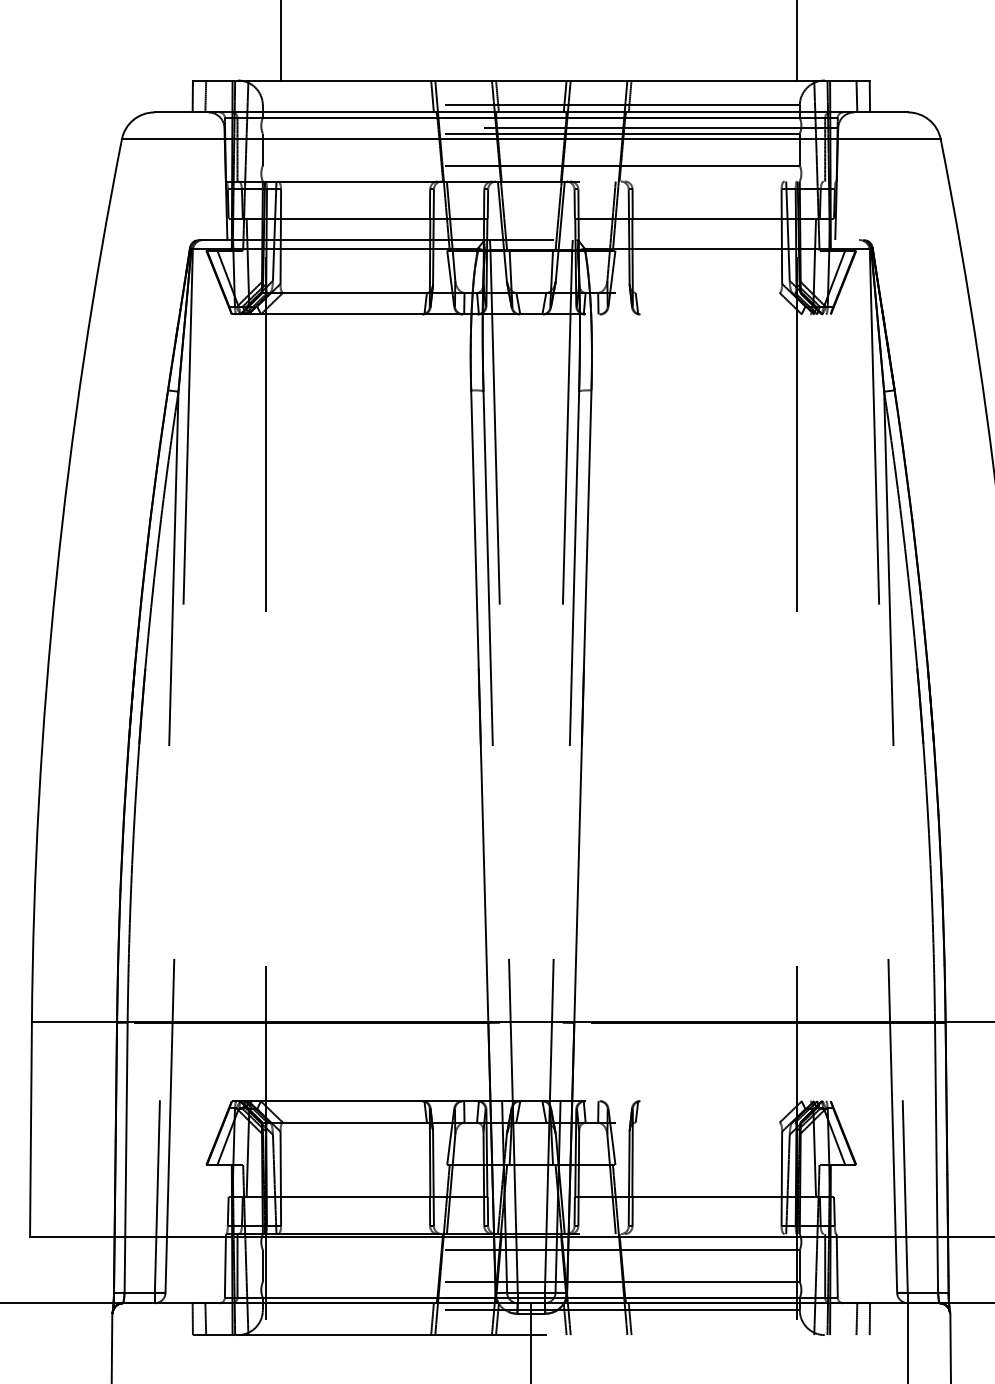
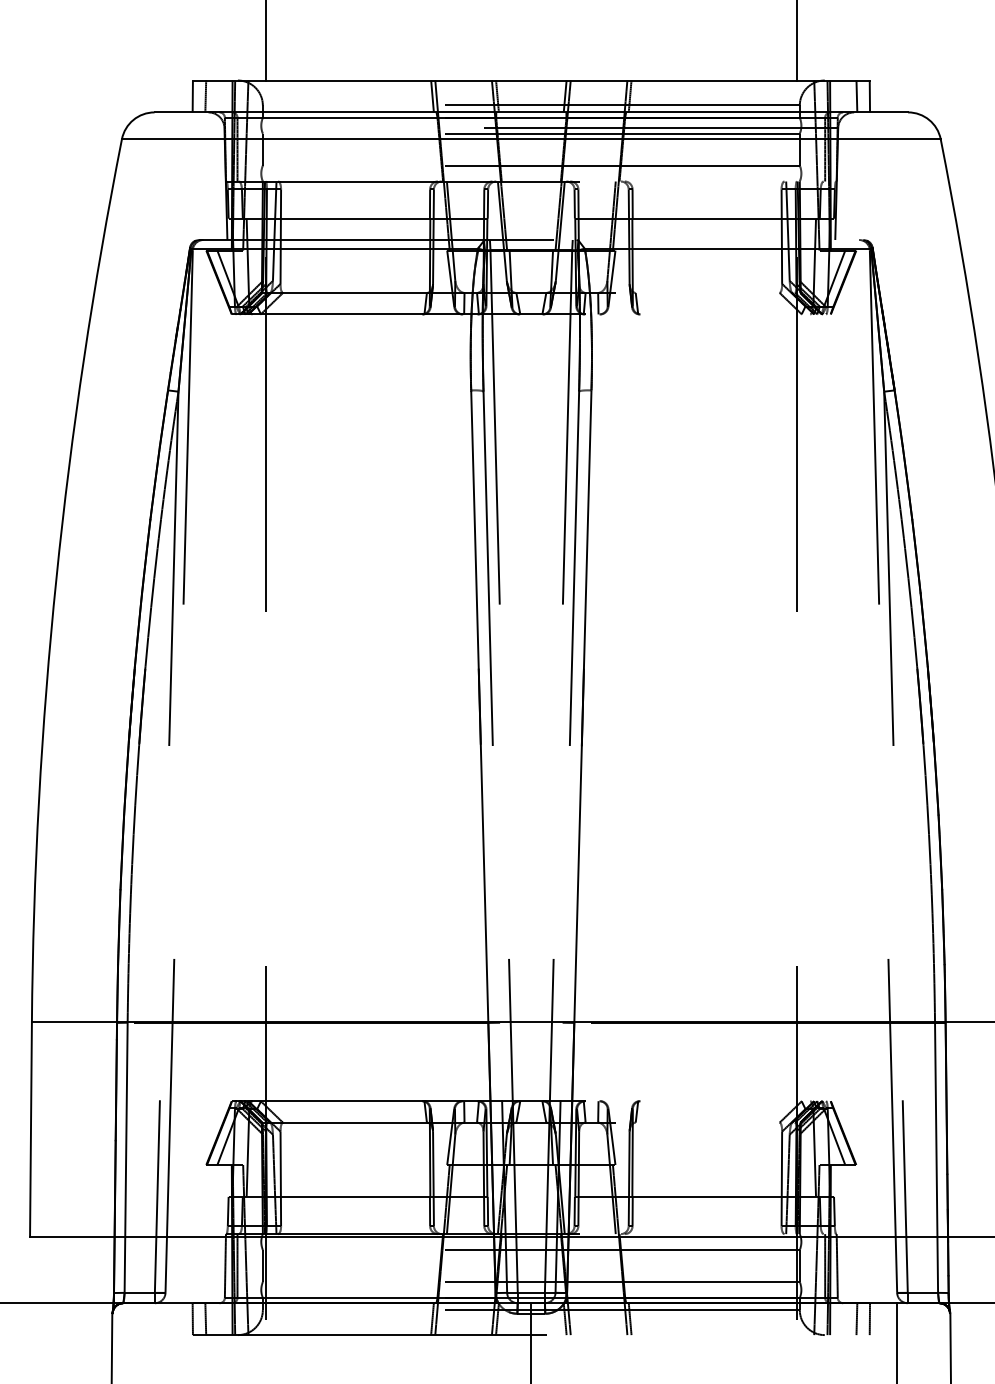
line position: (280, 41) -> (265, 41) (265, 41)
line position: (908, 1341) -> (897, 1341) (897, 1341)
